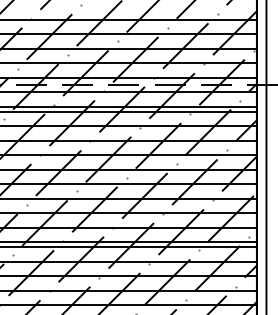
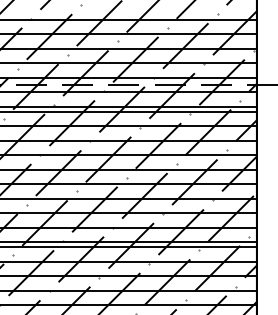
line: present -> none (266, 156)
